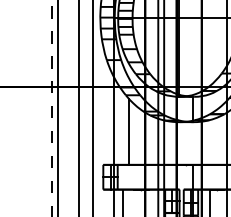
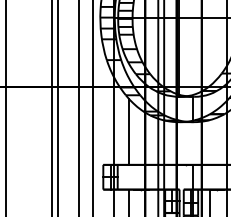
line: none -> present (5, 107)
line: dashed -> solid (52, 108)
line position: (122, 201) -> (128, 201) (128, 201)
